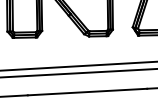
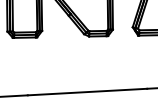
line: present -> none (78, 65)
line: present -> none (78, 73)
